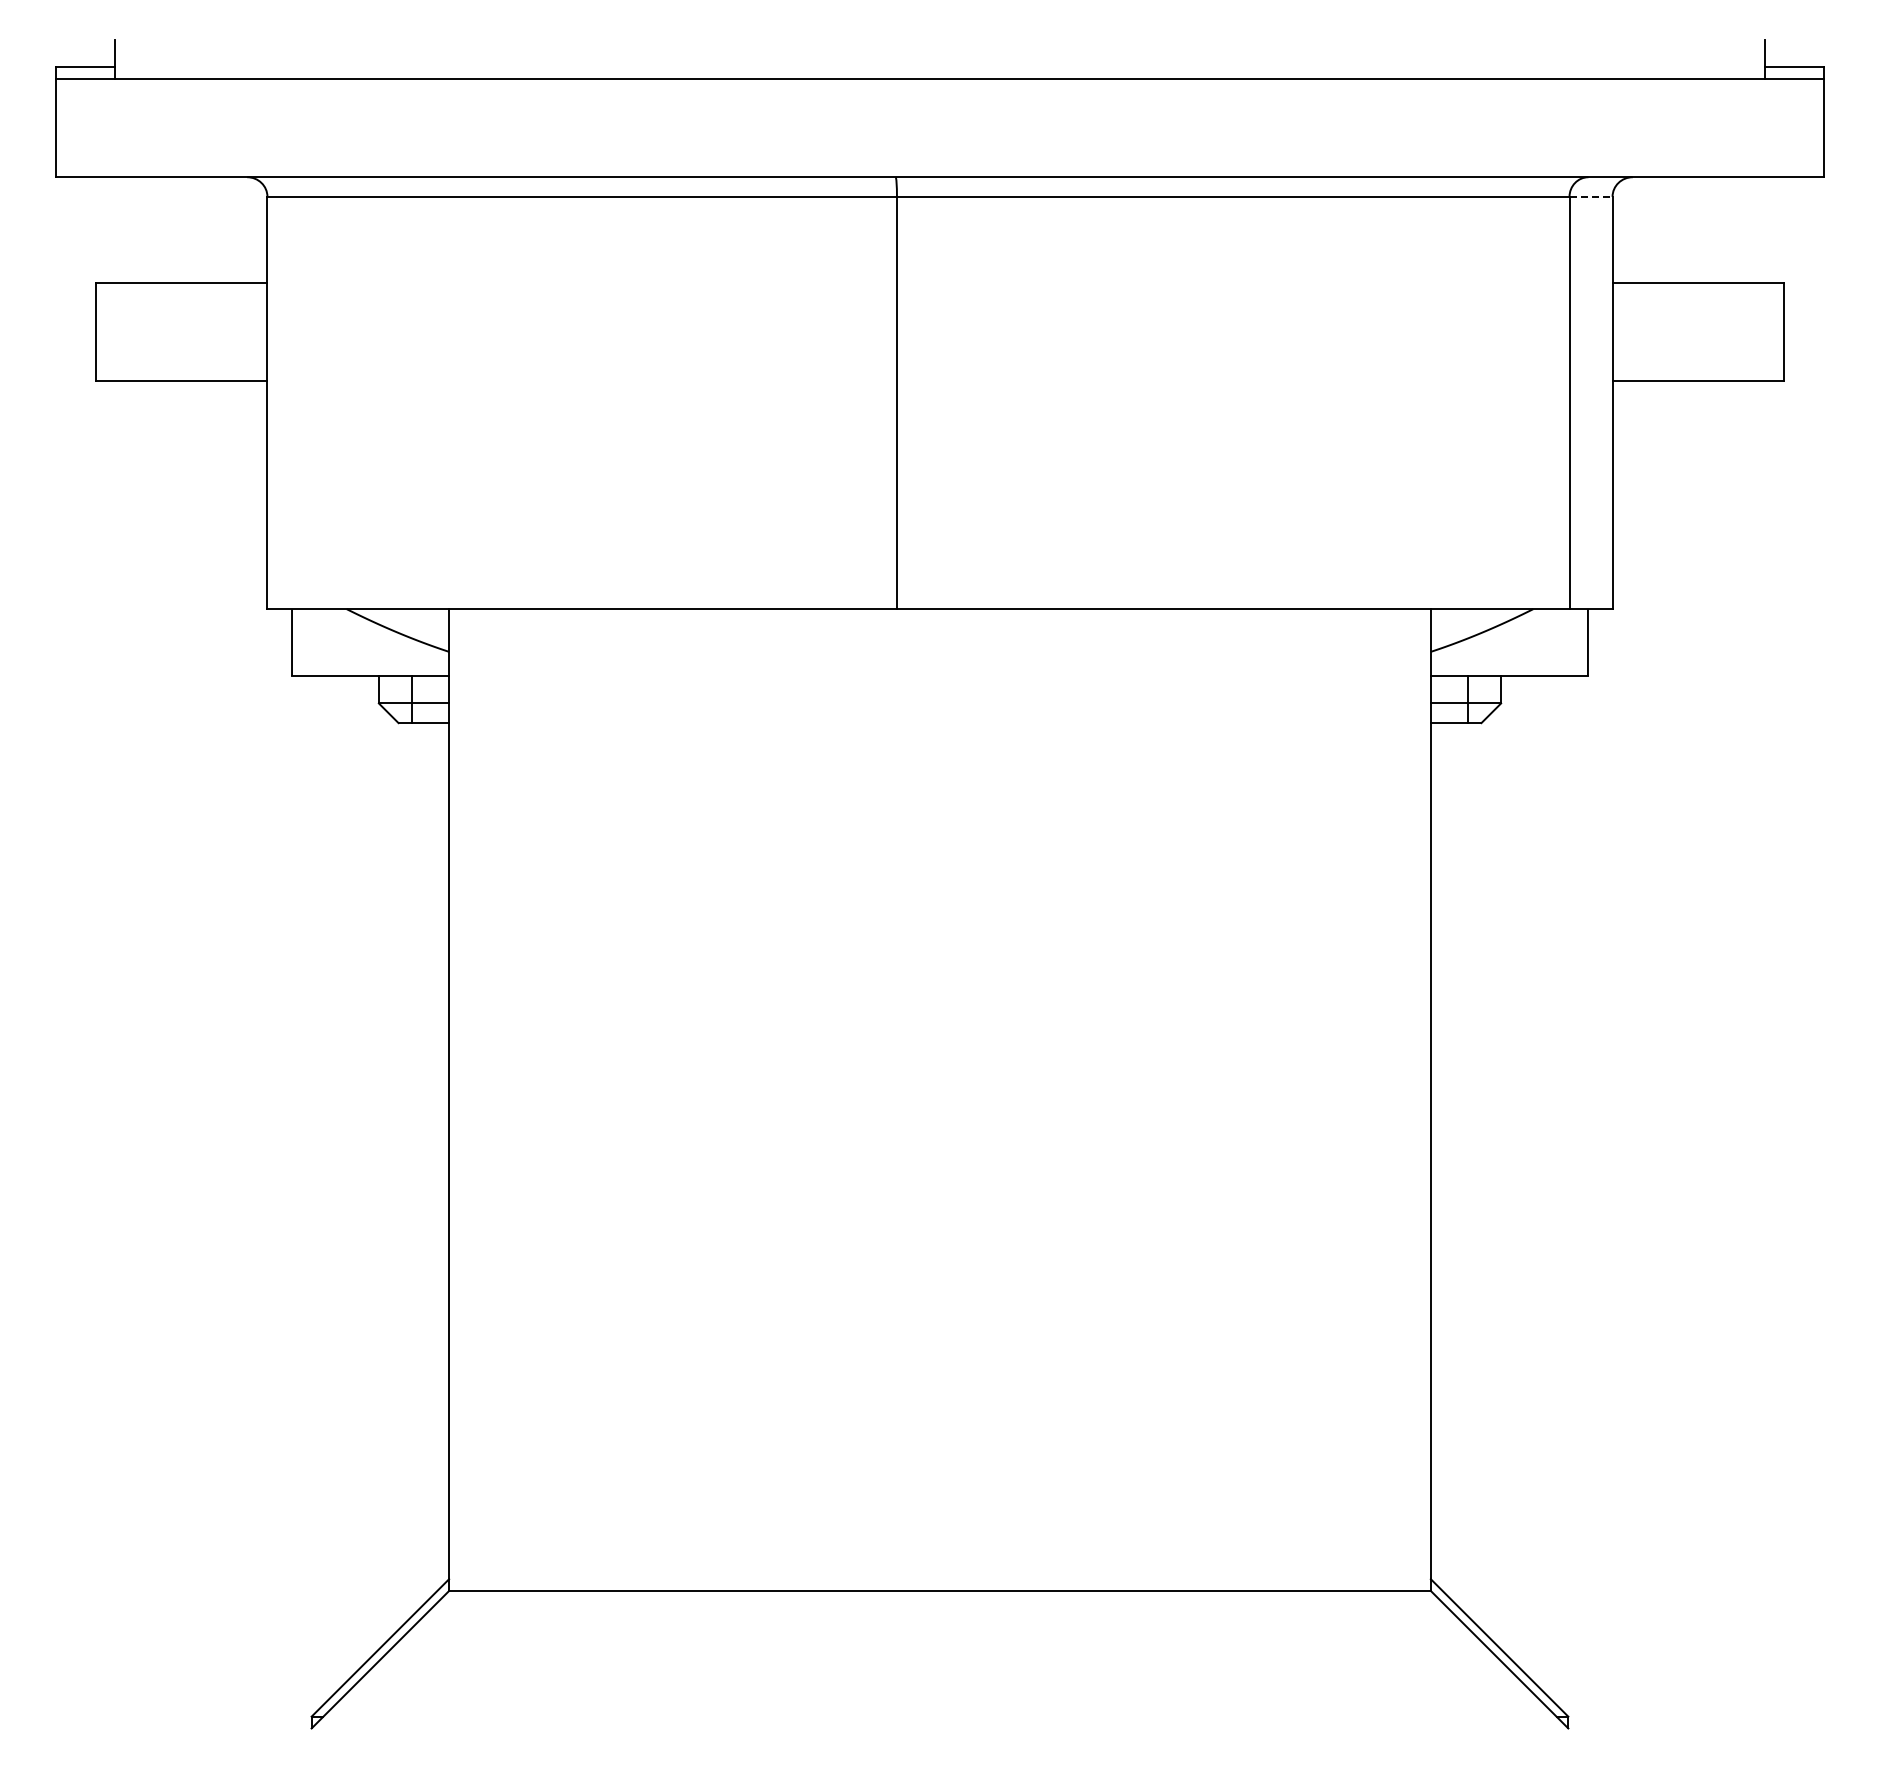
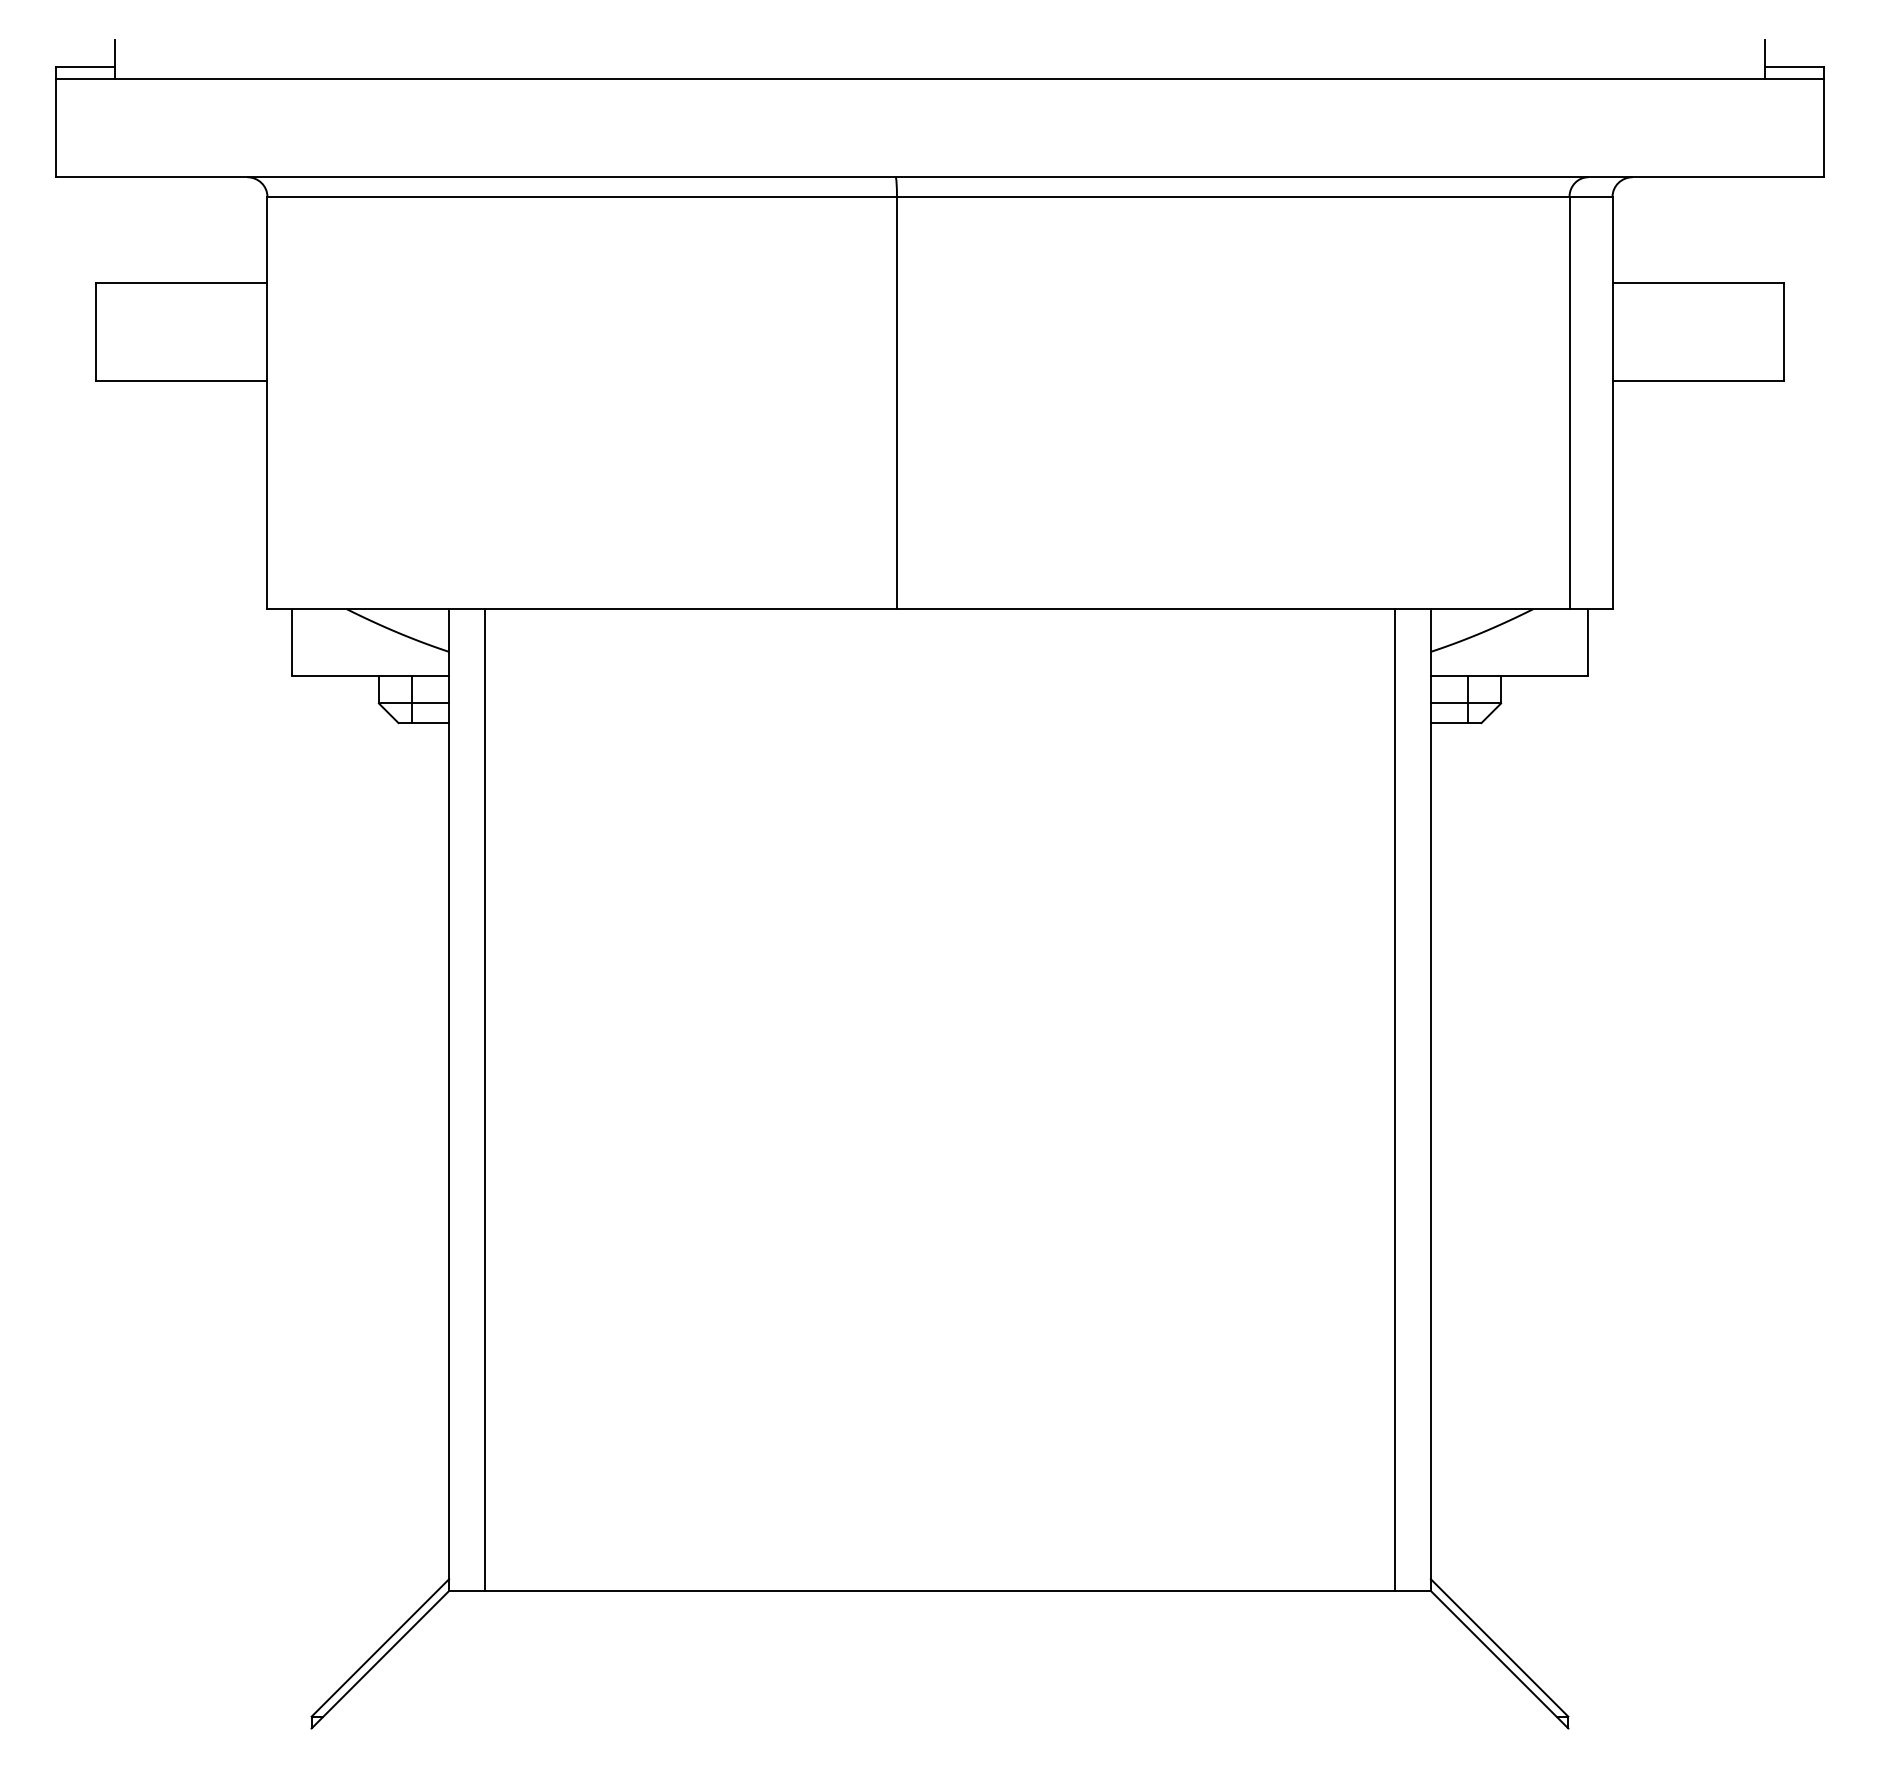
line: dashed -> solid (1591, 196)
line: none -> present (484, 1100)
line: none -> present (1395, 1100)
